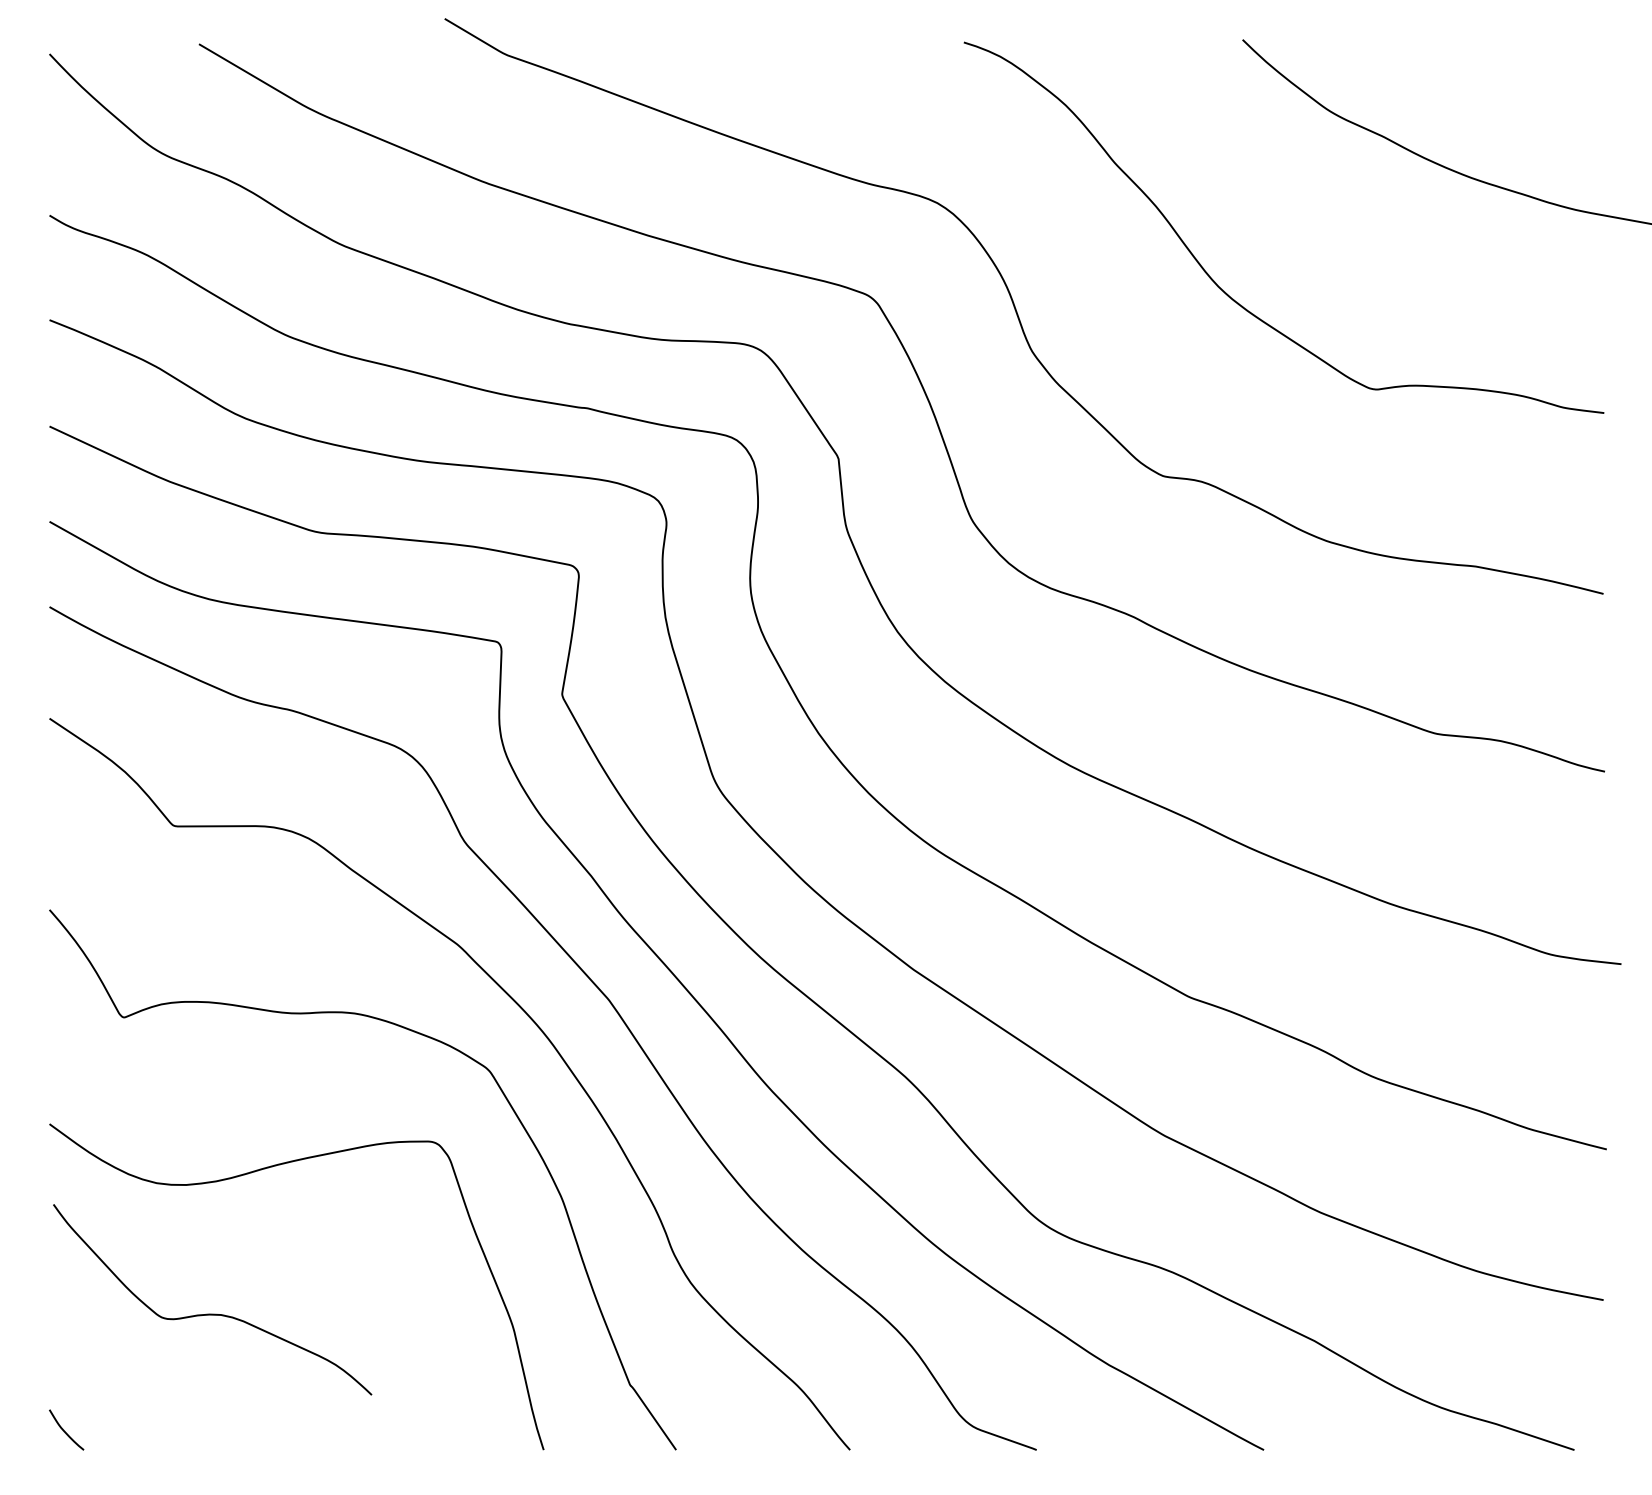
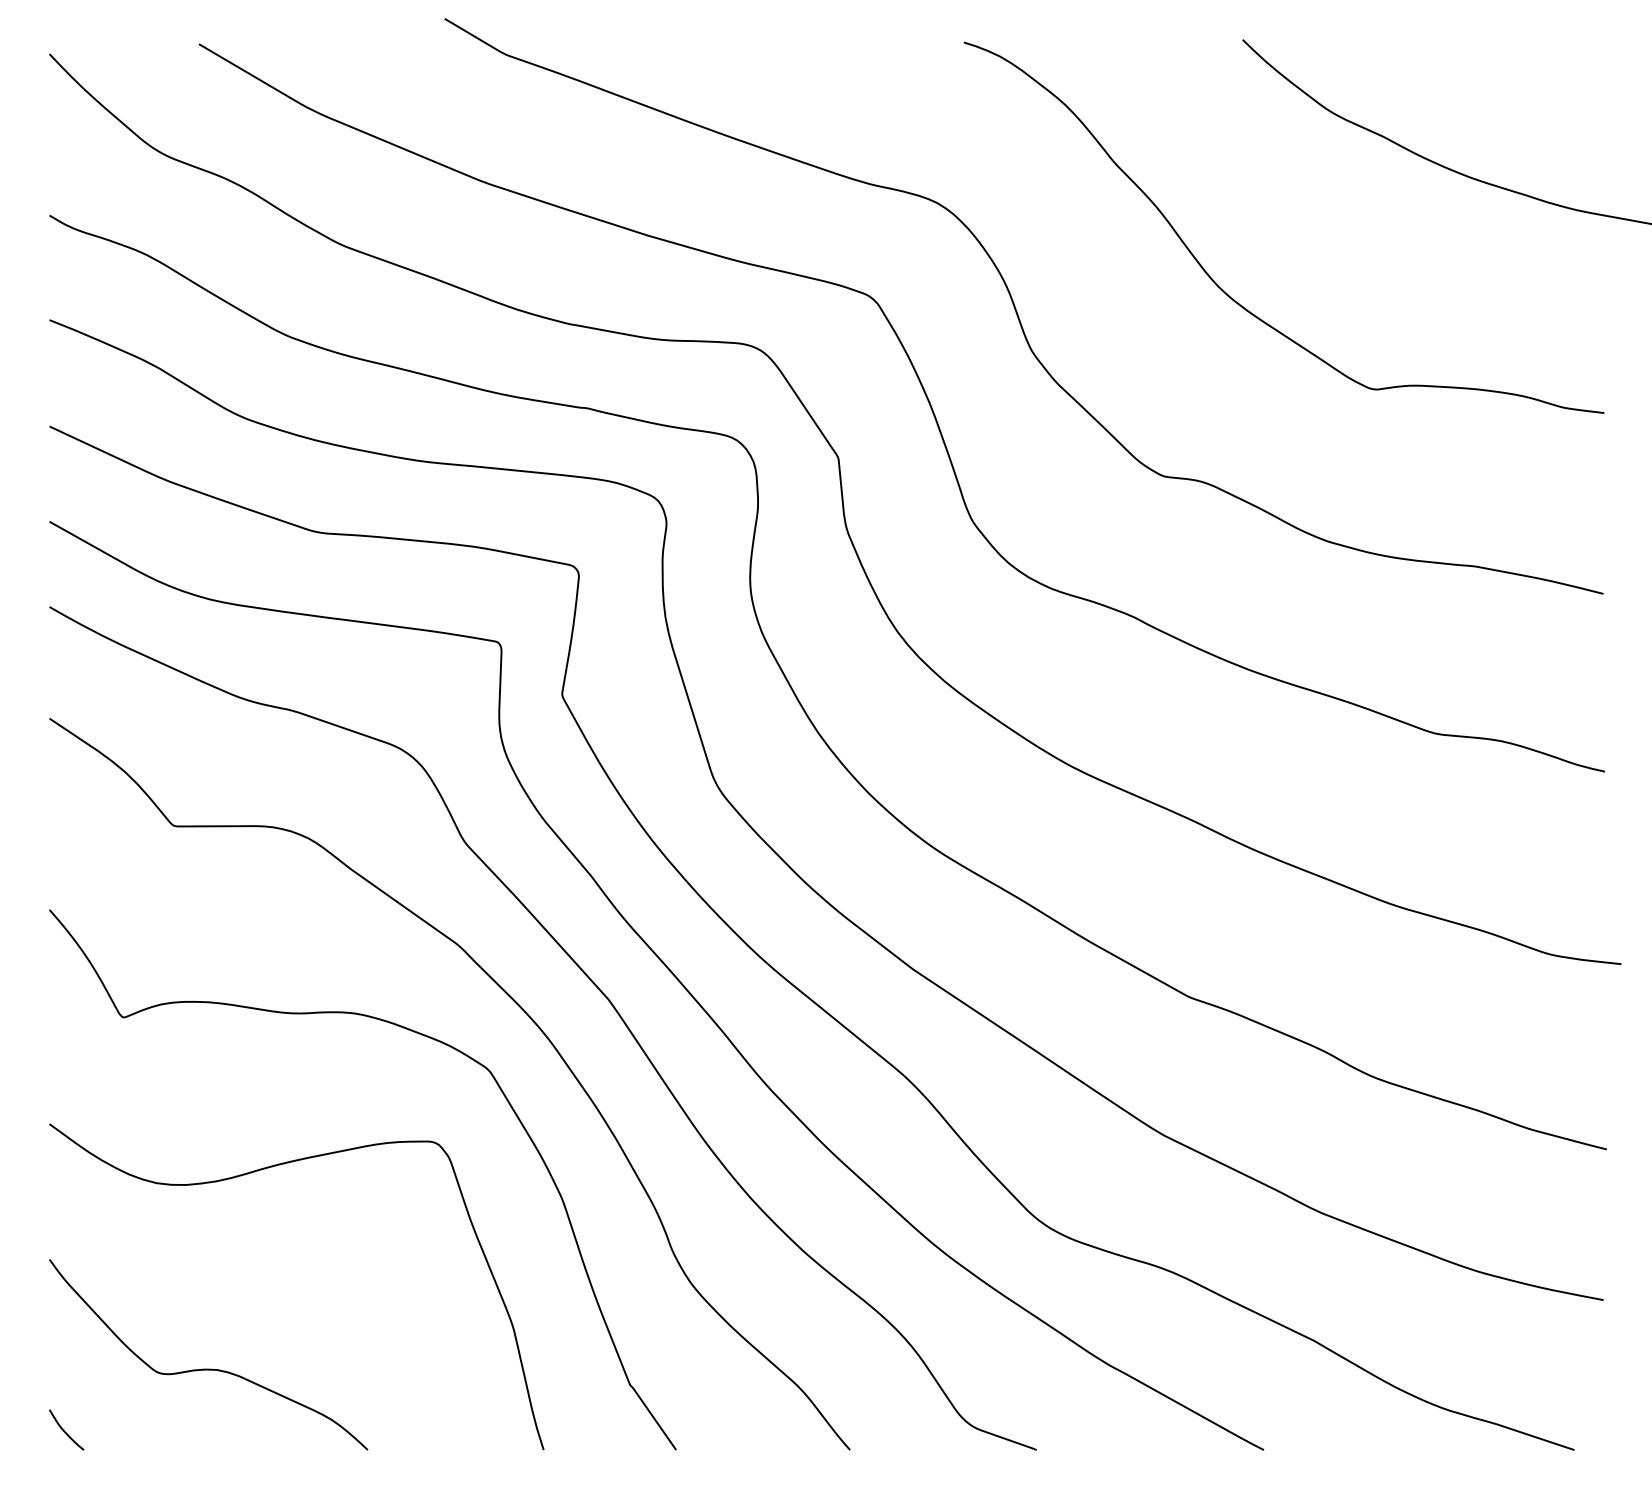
curve position: (212, 1313) -> (208, 1368) (208, 1368)
